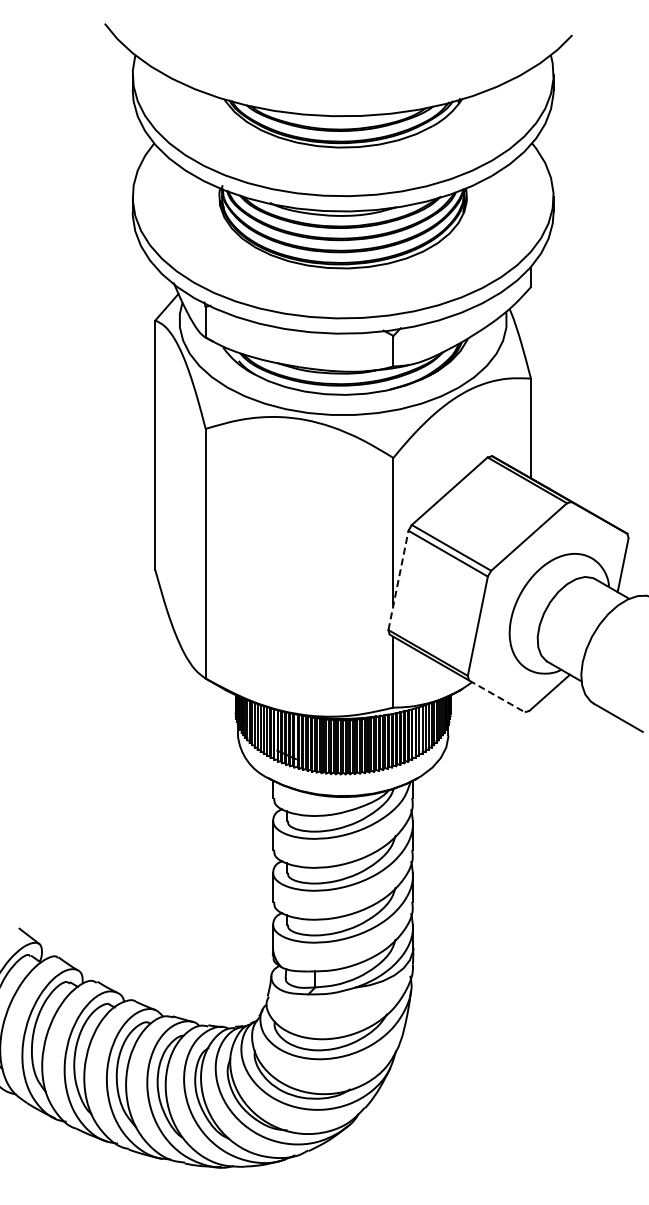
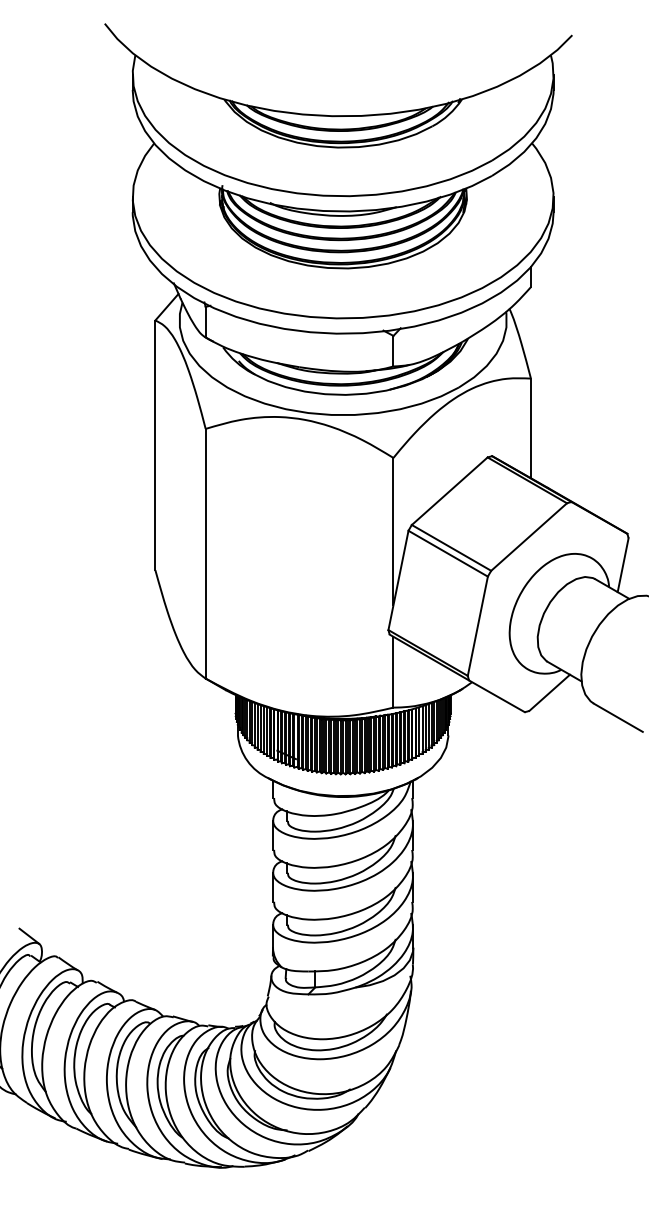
line: dashed -> solid (398, 580)
line: dashed -> solid (497, 696)
